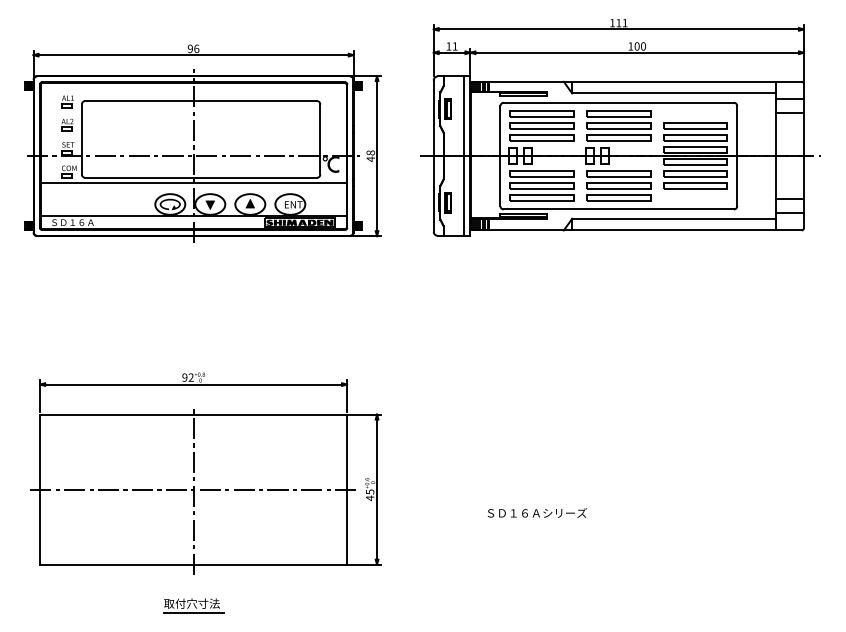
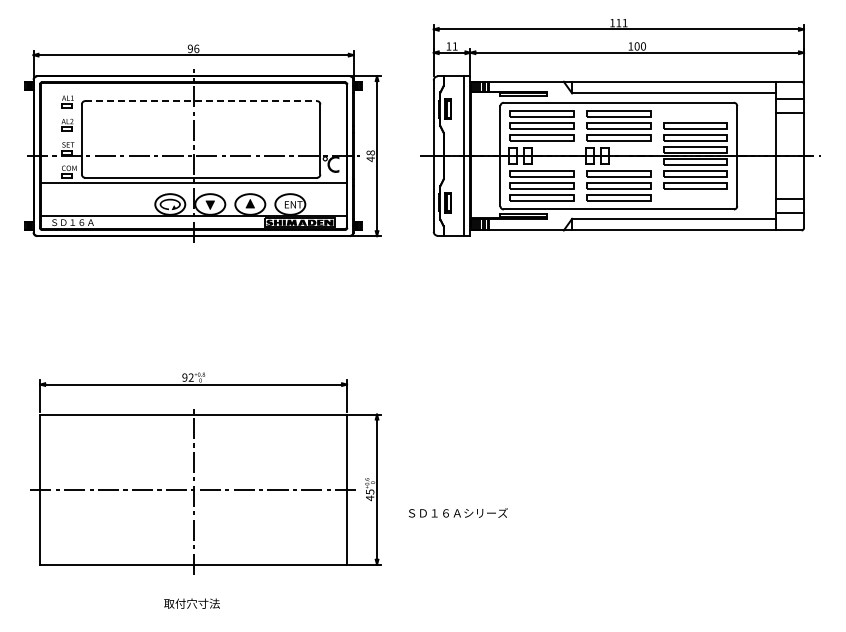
line: solid -> dashed (201, 101)
text position: (536, 512) -> (457, 512) (457, 512)
line: present -> none (193, 613)
